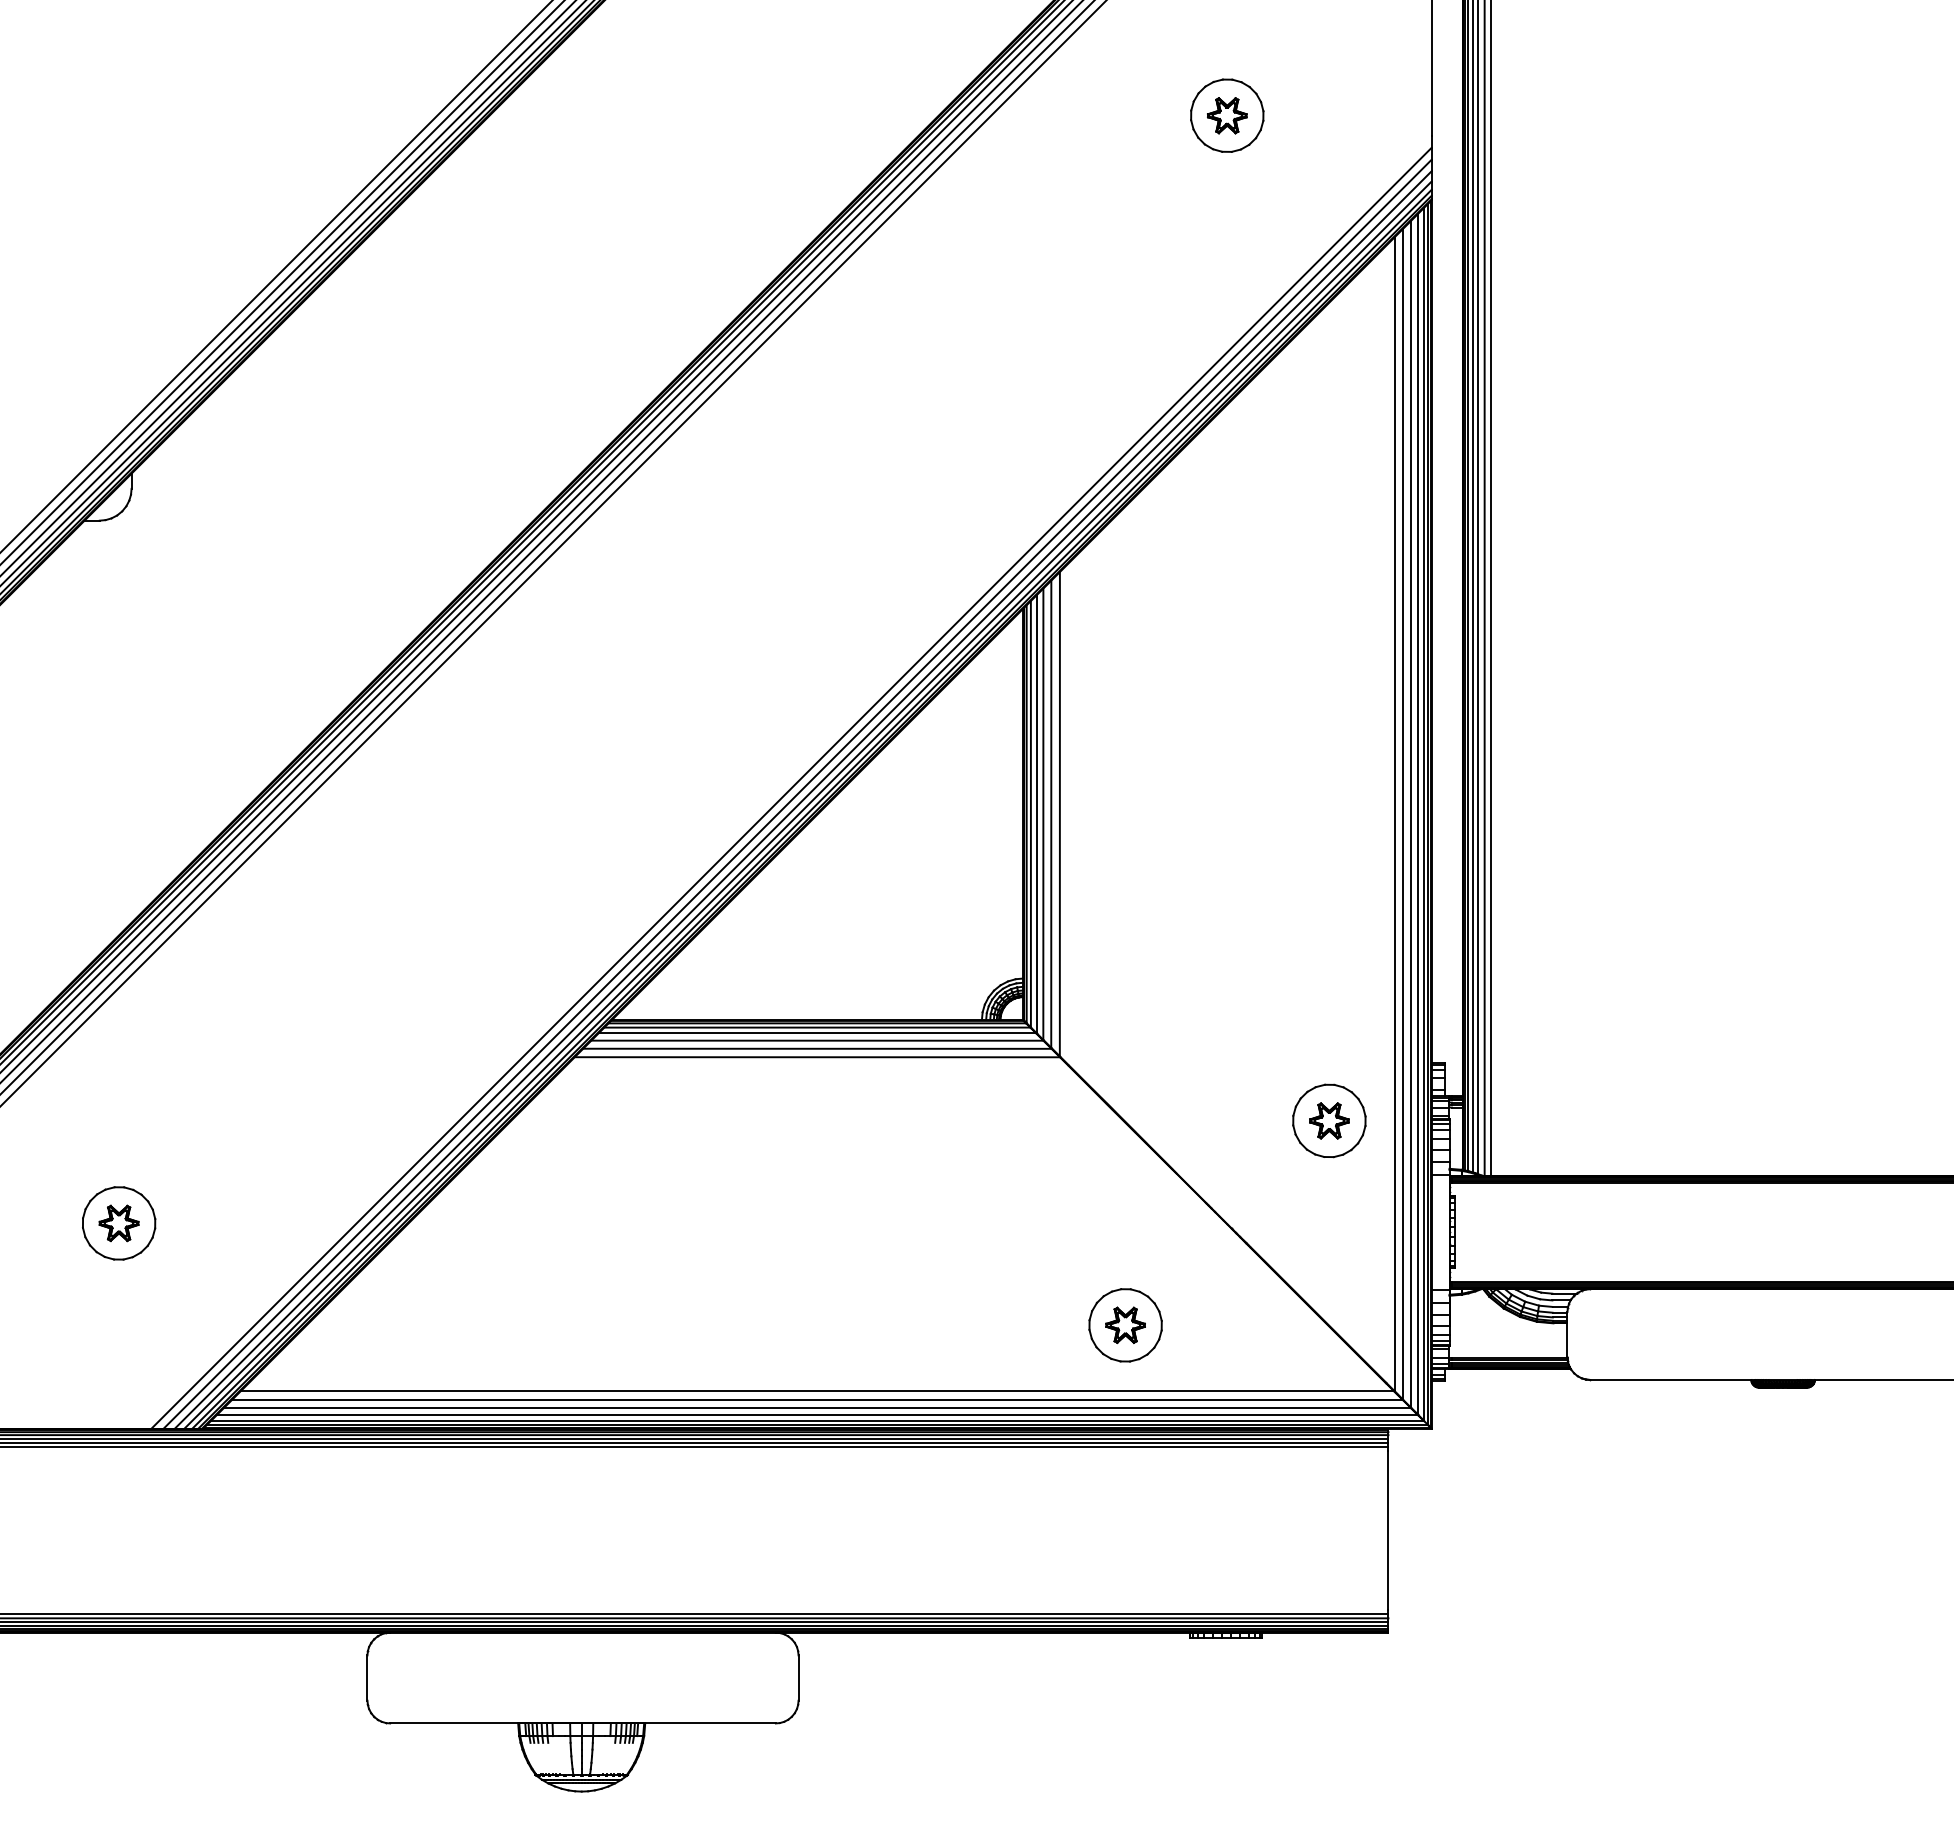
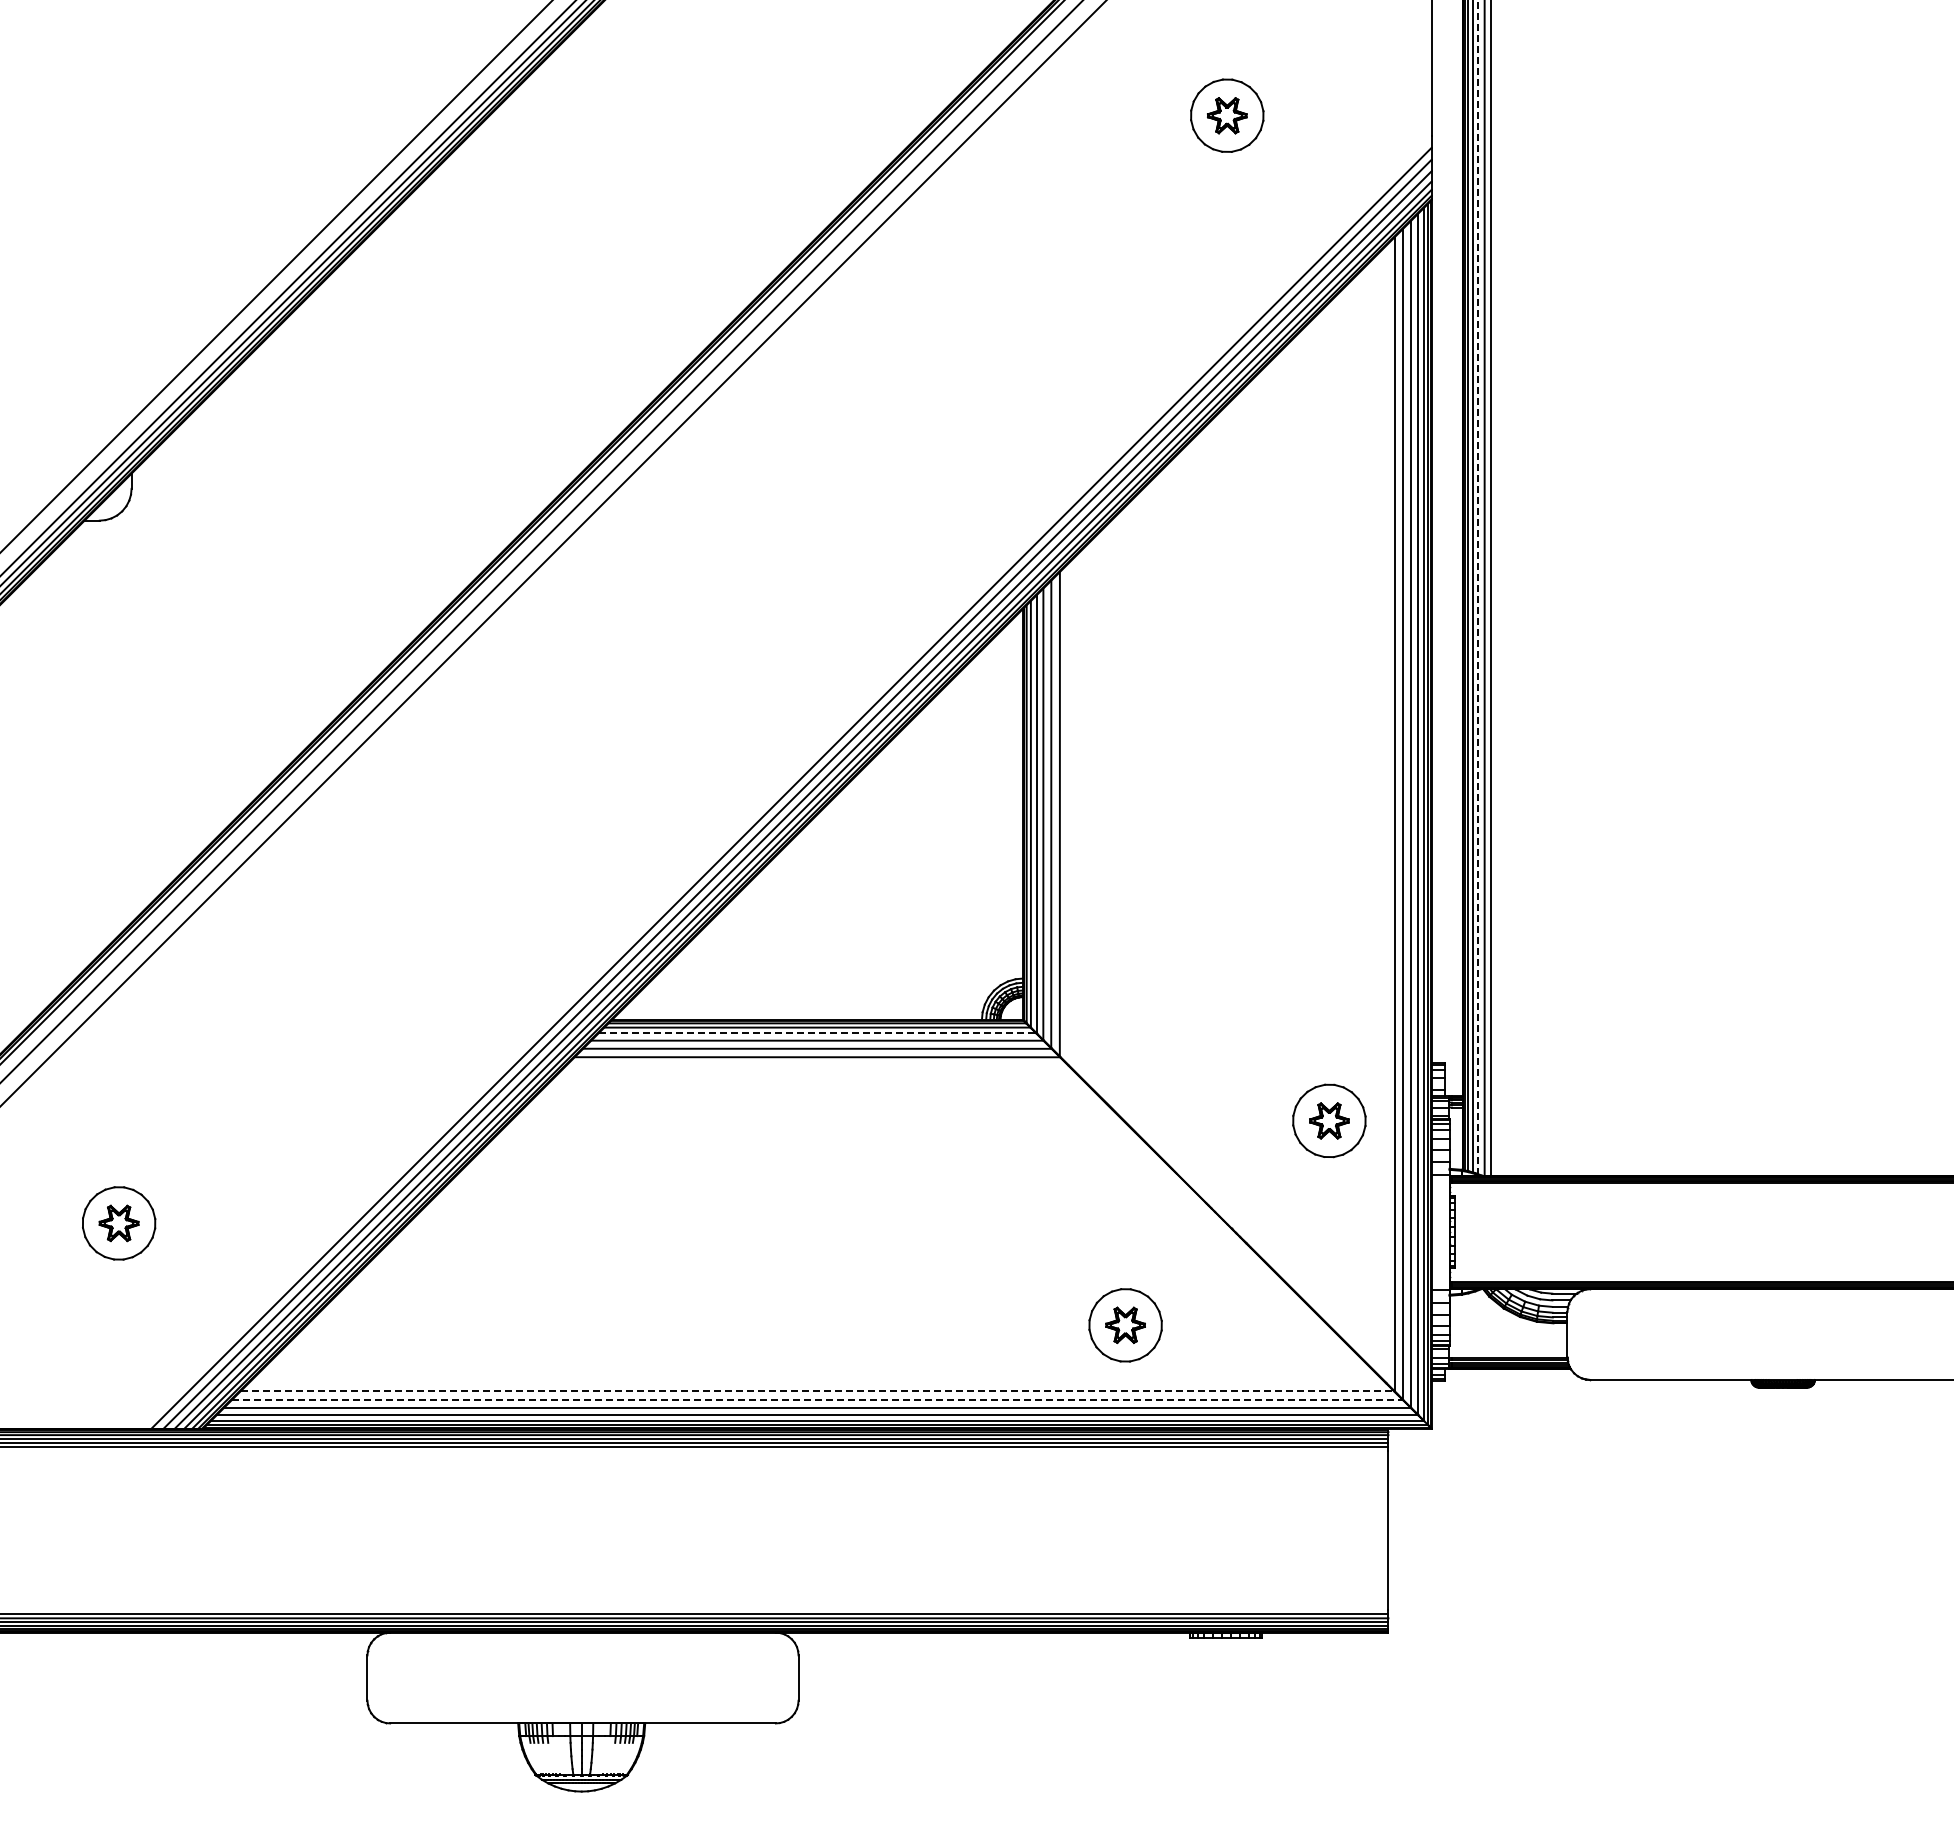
line: present -> none (282, 282)
line: present -> none (536, 536)
line: present -> none (547, 547)
line: solid -> dashed (1478, 587)
line: solid -> dashed (818, 1033)
line: solid -> dashed (817, 1391)
line: solid -> dashed (818, 1399)
